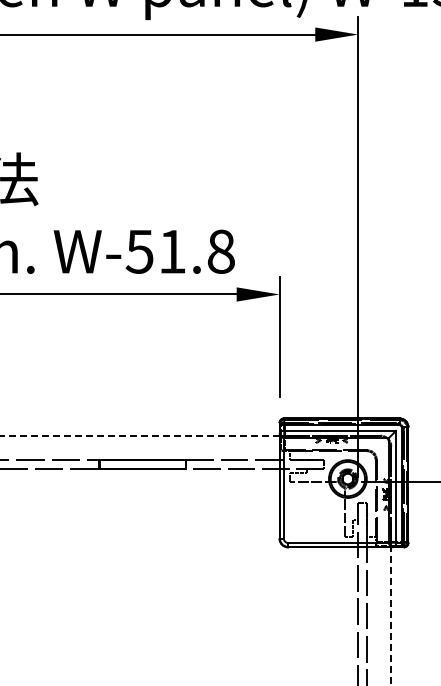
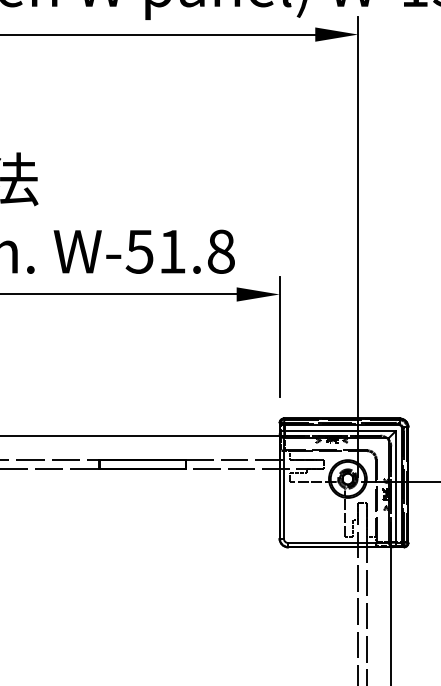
line: dashed -> solid (139, 436)
line: dashed -> solid (390, 616)
